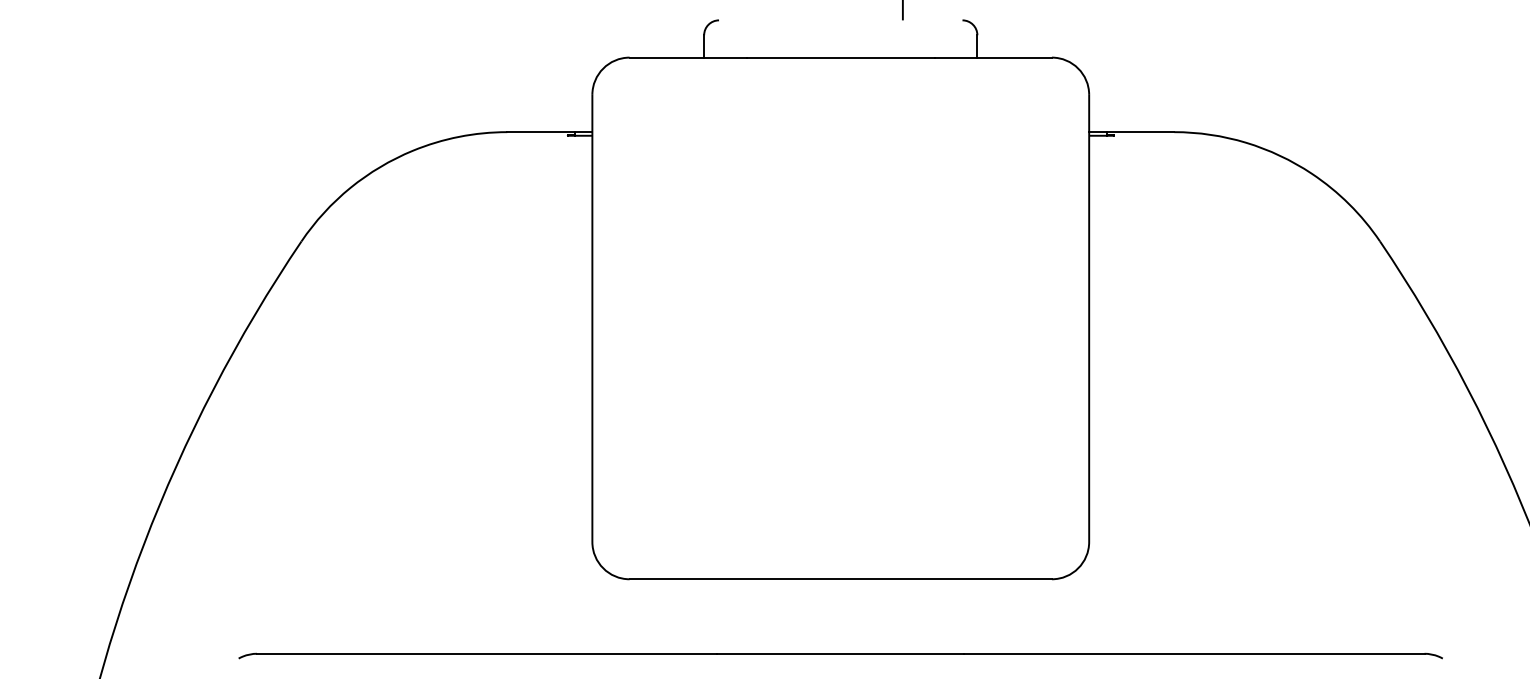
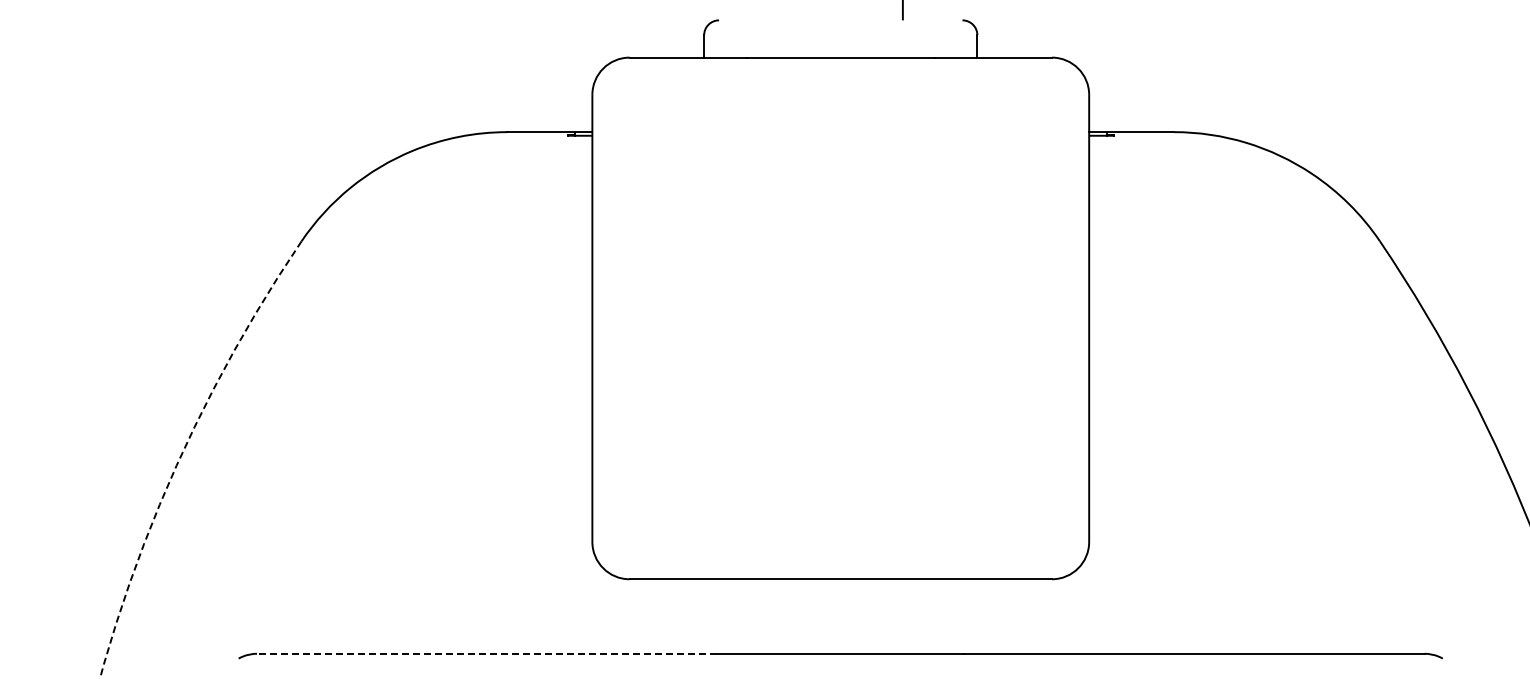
arc: solid -> dashed (182, 453)
line: solid -> dashed (486, 653)
